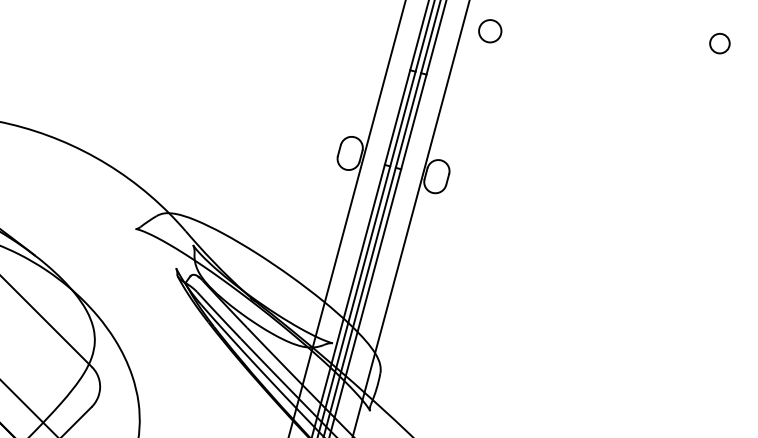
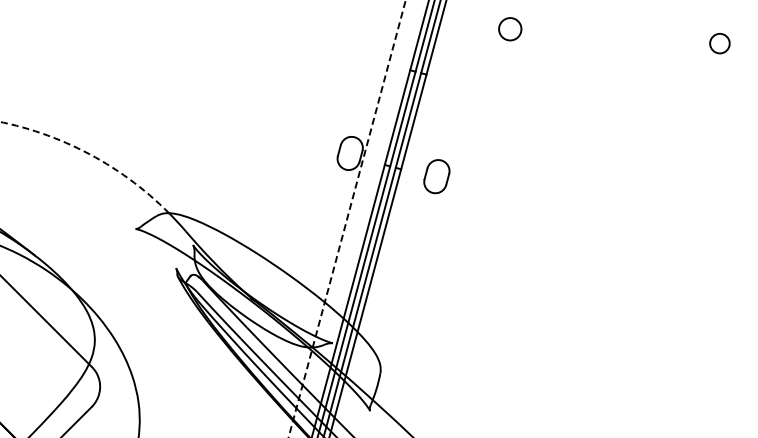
circle position: (490, 31) -> (510, 29) (510, 29)
arc: solid -> dashed (91, 155)
line: solid -> dashed (347, 218)
line: present -> none (411, 218)
line: present -> none (28, 407)
